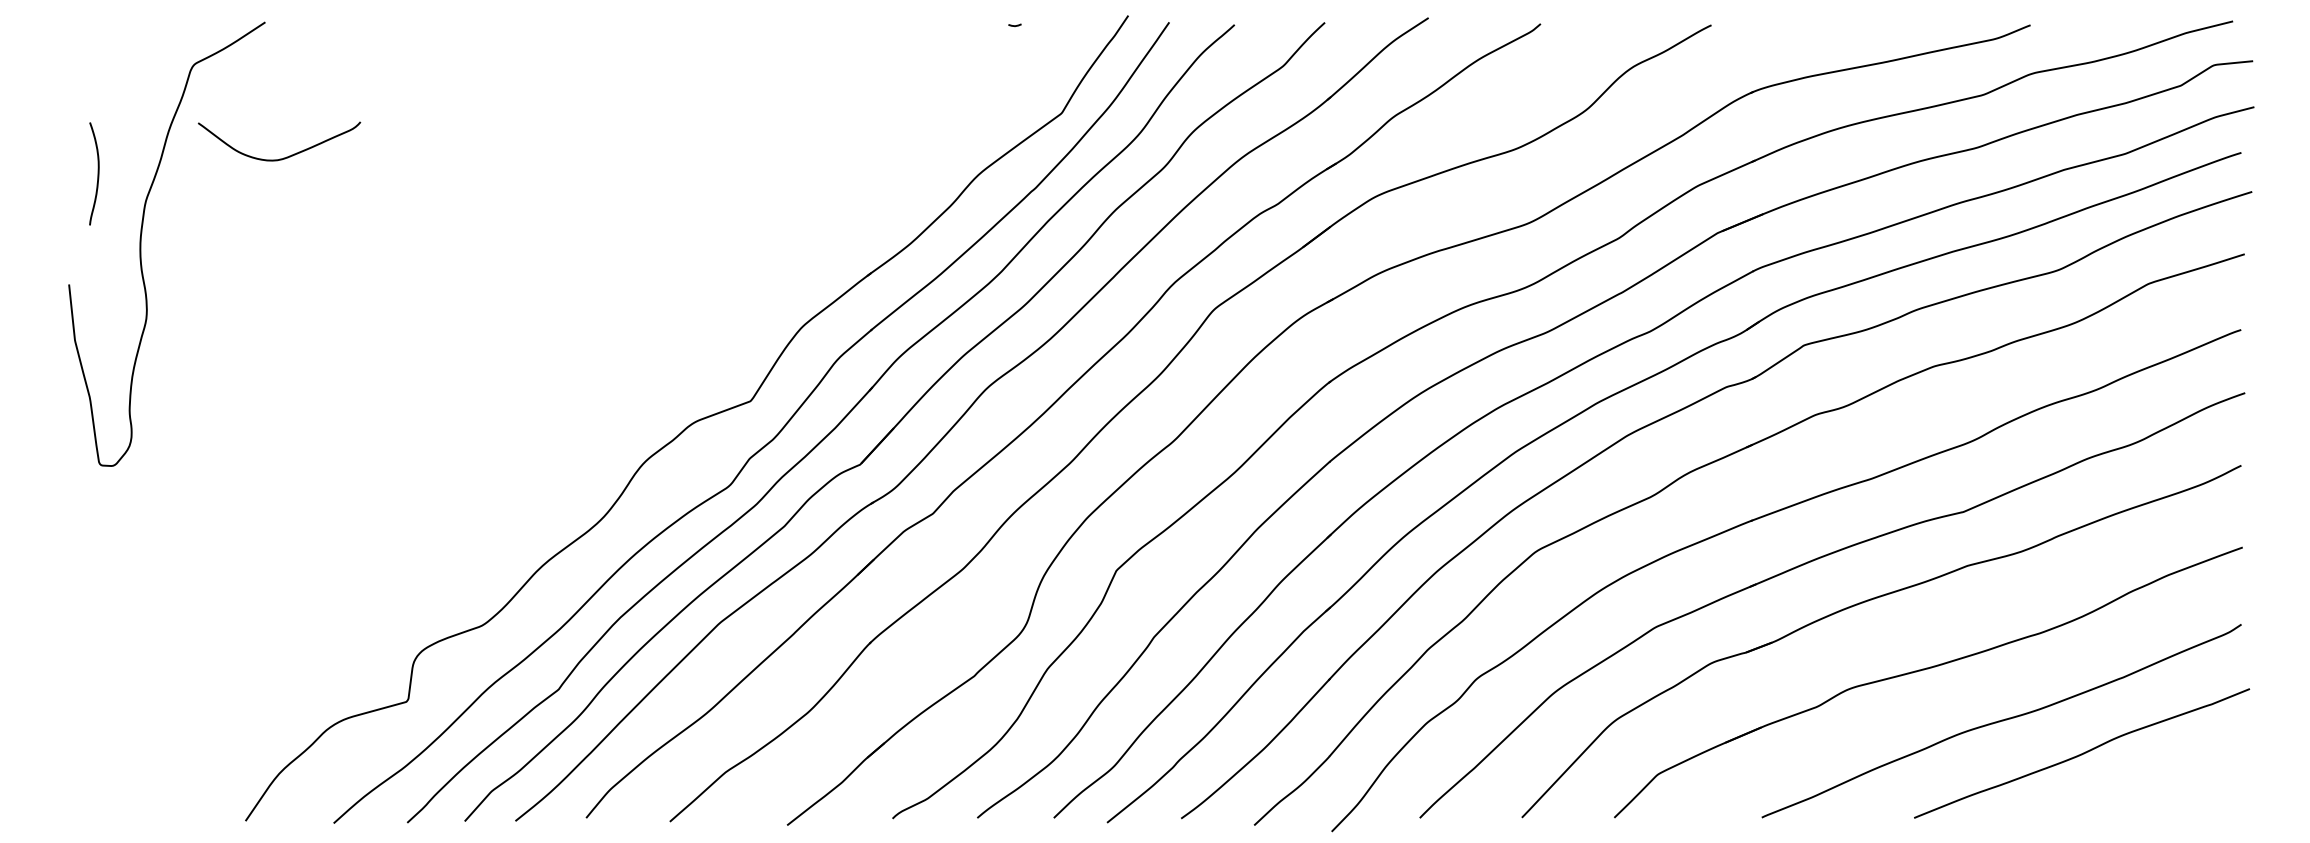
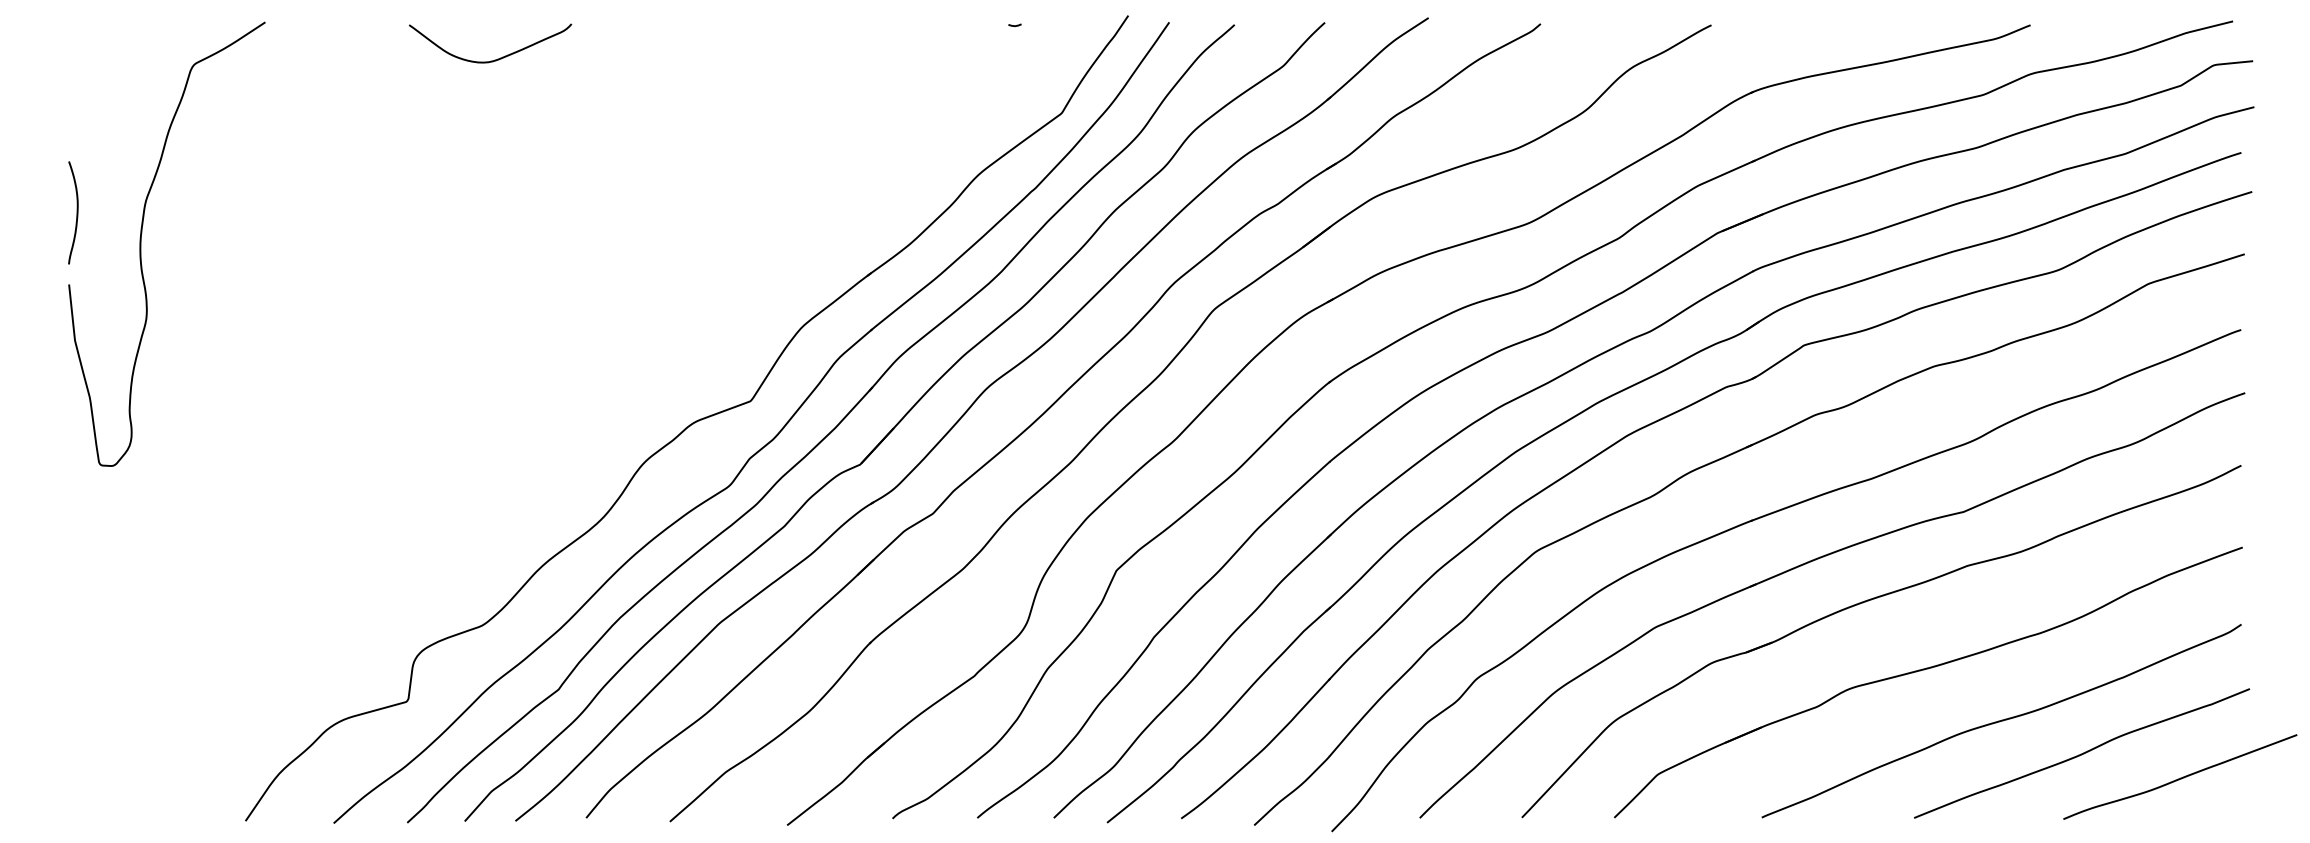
curve position: (283, 157) -> (494, 59) (494, 59)
curve position: (97, 173) -> (76, 212) (76, 212)
curve: none -> present (2180, 777)
